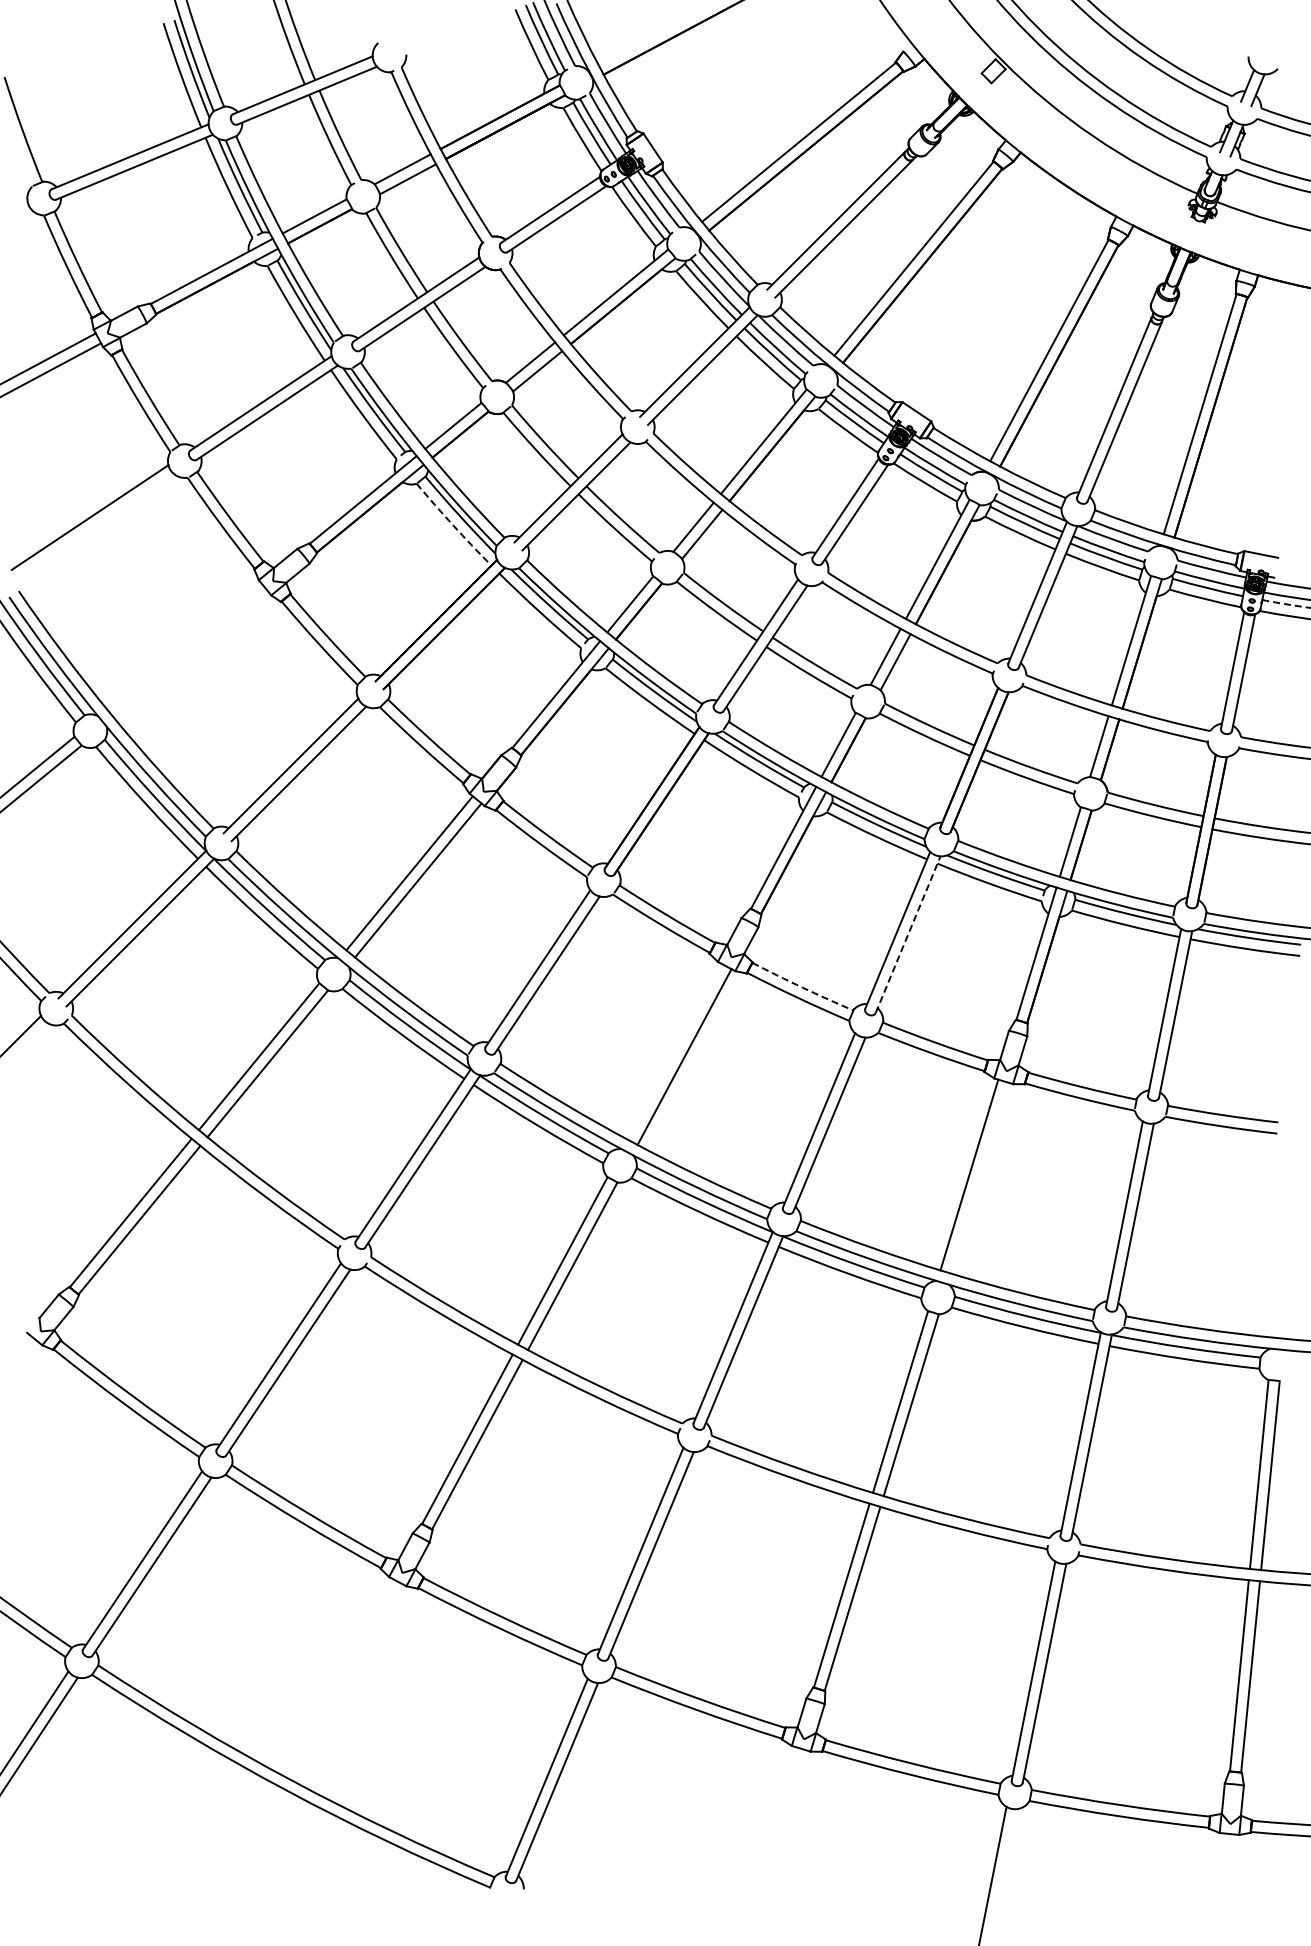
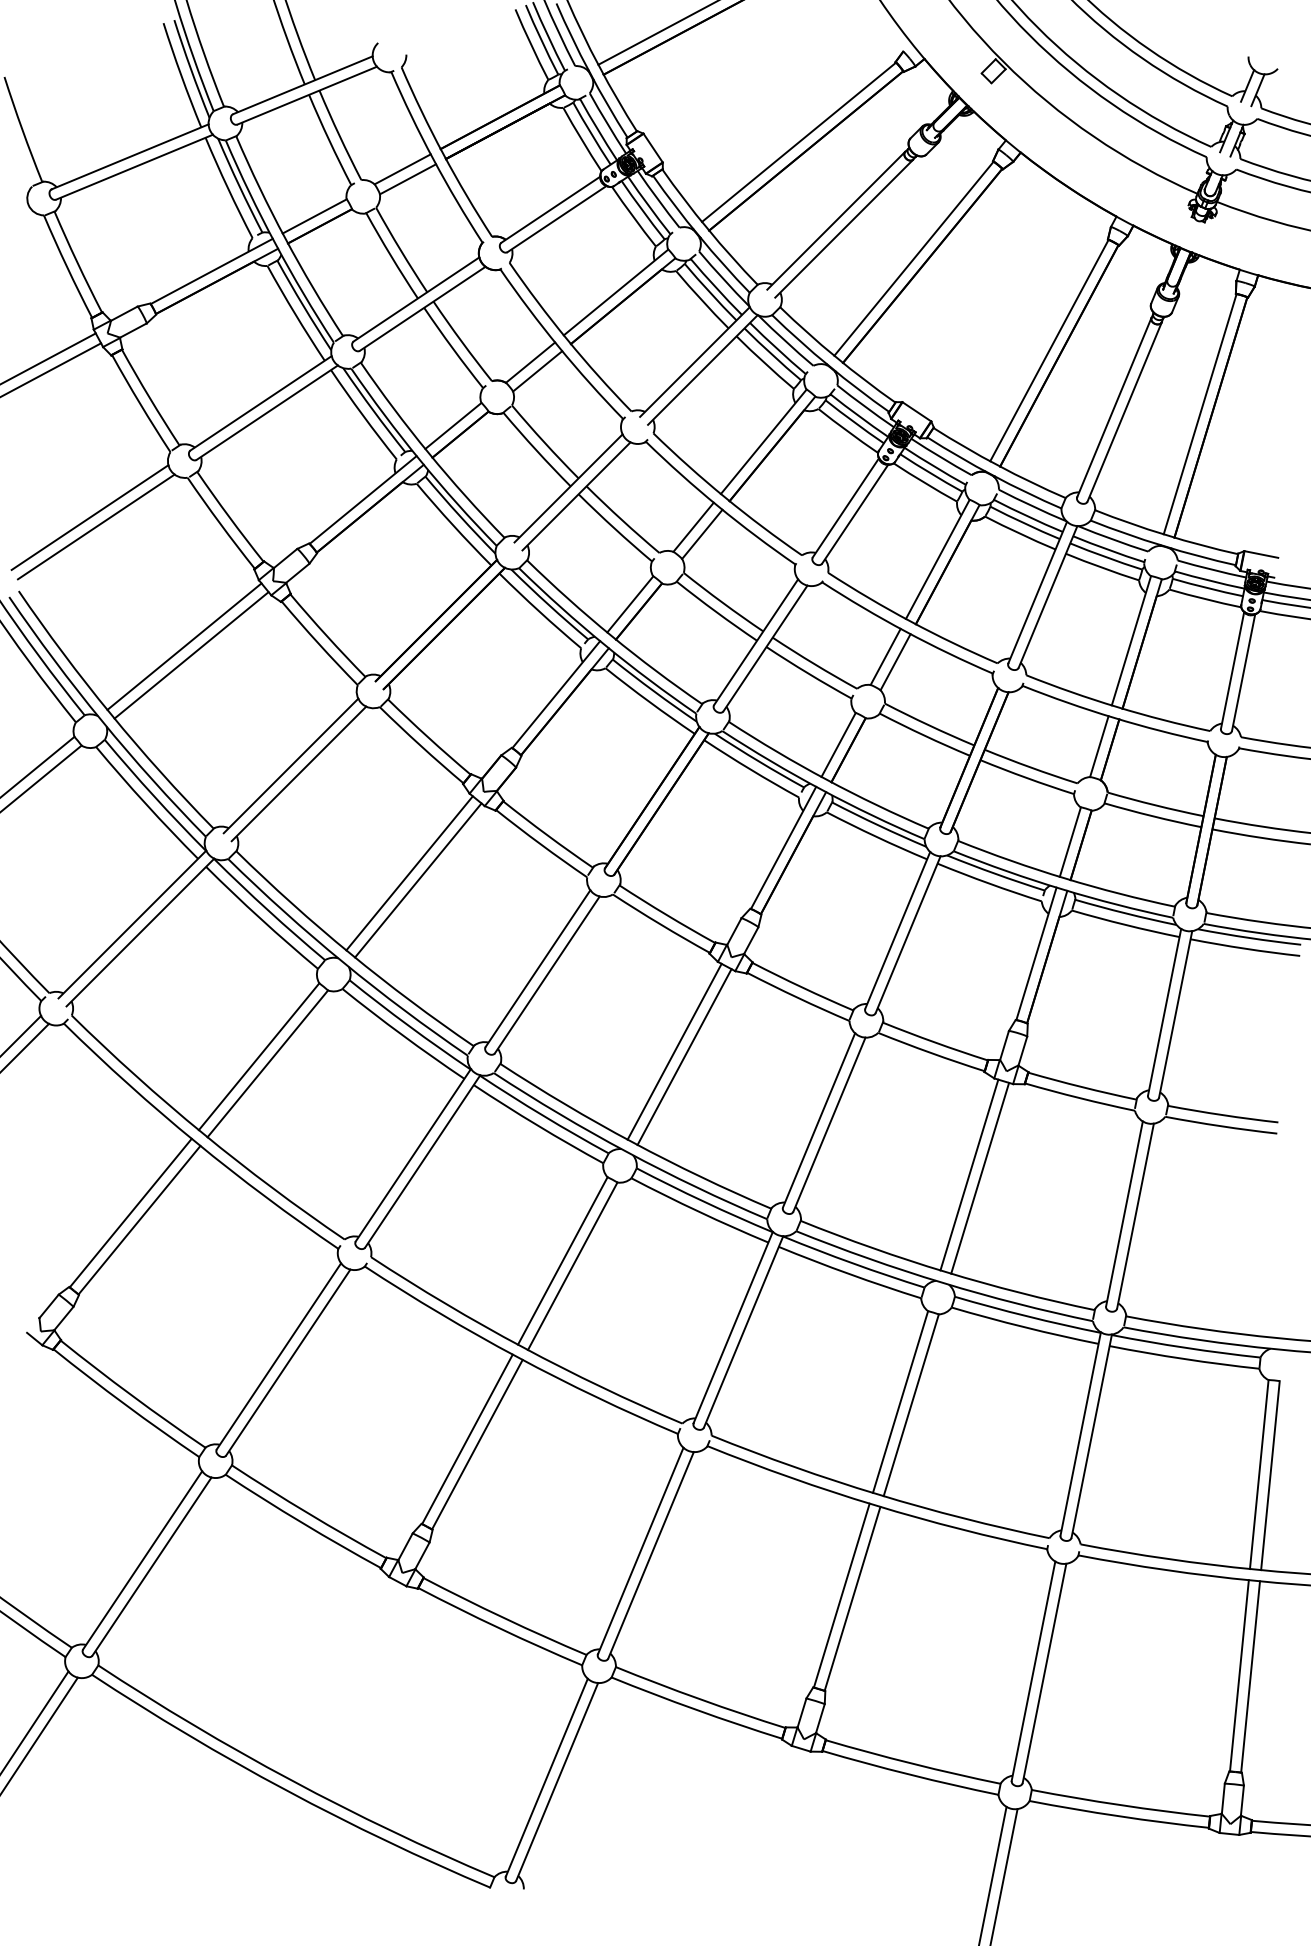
line: none -> present (656, 33)
arc: dashed -> solid (453, 525)
line: none -> present (95, 526)
arc: dashed -> solid (1286, 604)
line: none -> present (184, 646)
line: none -> present (191, 655)
line: dashed -> solid (908, 934)
arc: dashed -> solid (802, 987)
line: none -> present (25, 1046)
line: none -> present (674, 1051)
line: none -> present (980, 1177)
line: none -> present (1004, 1875)
